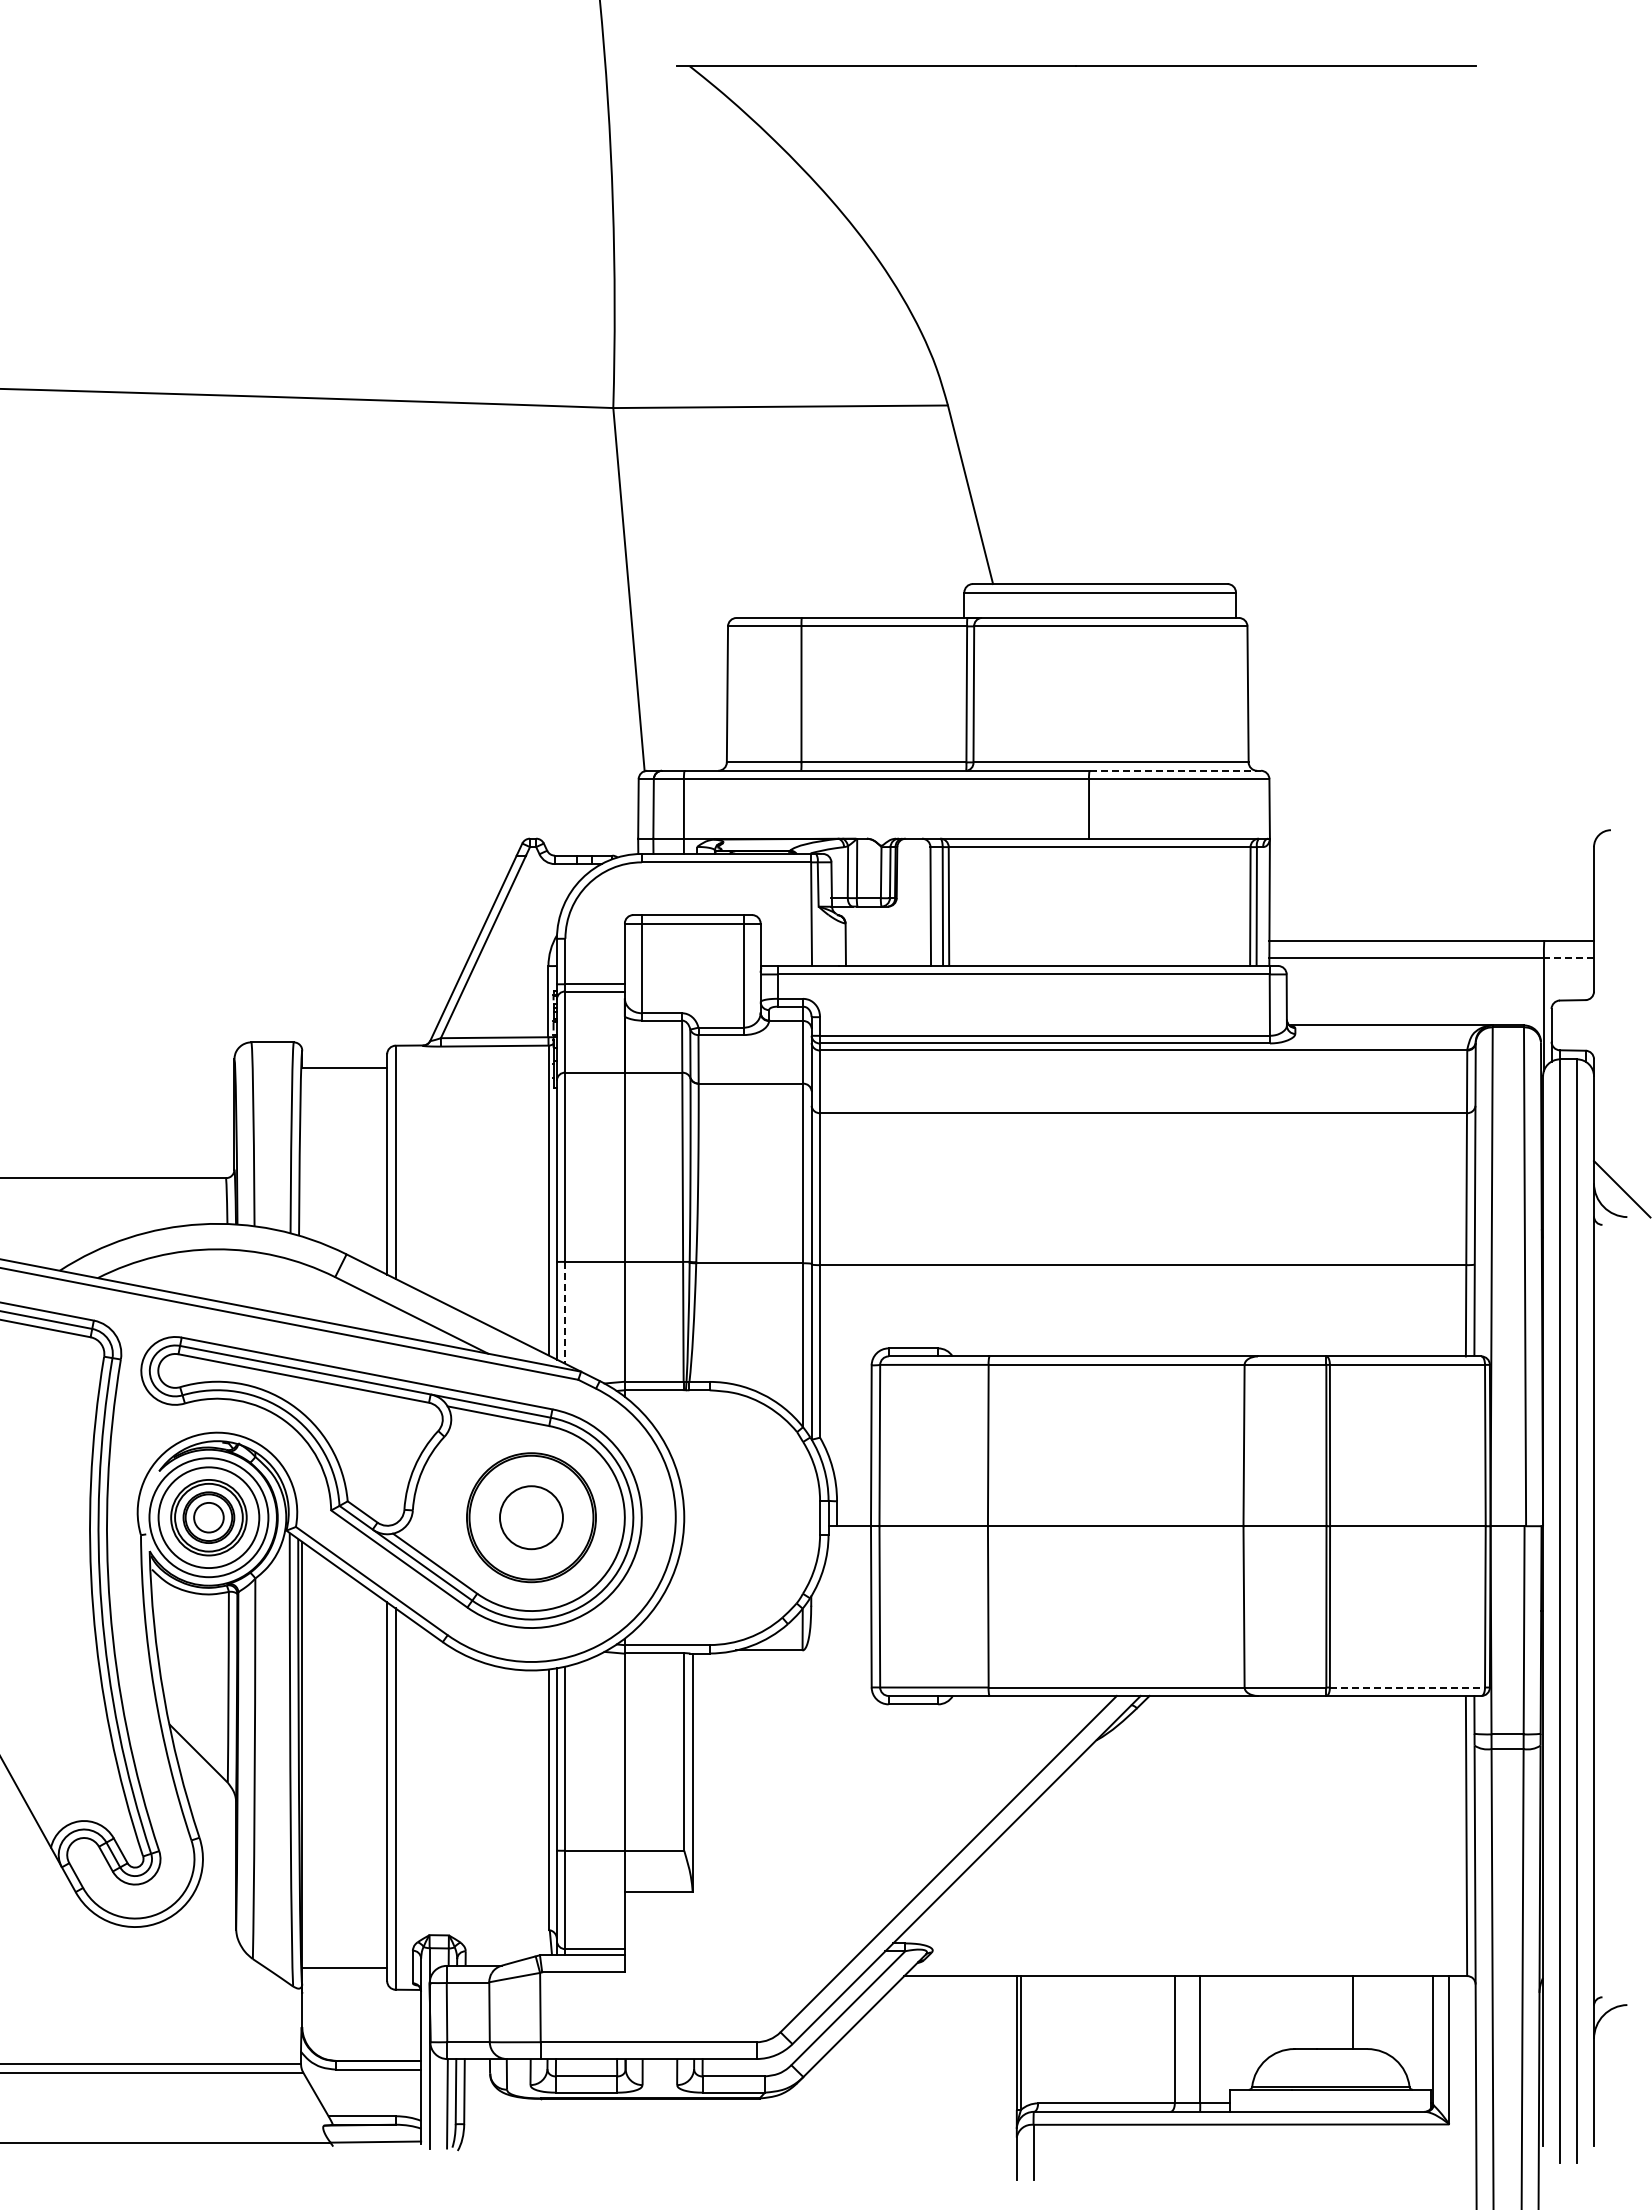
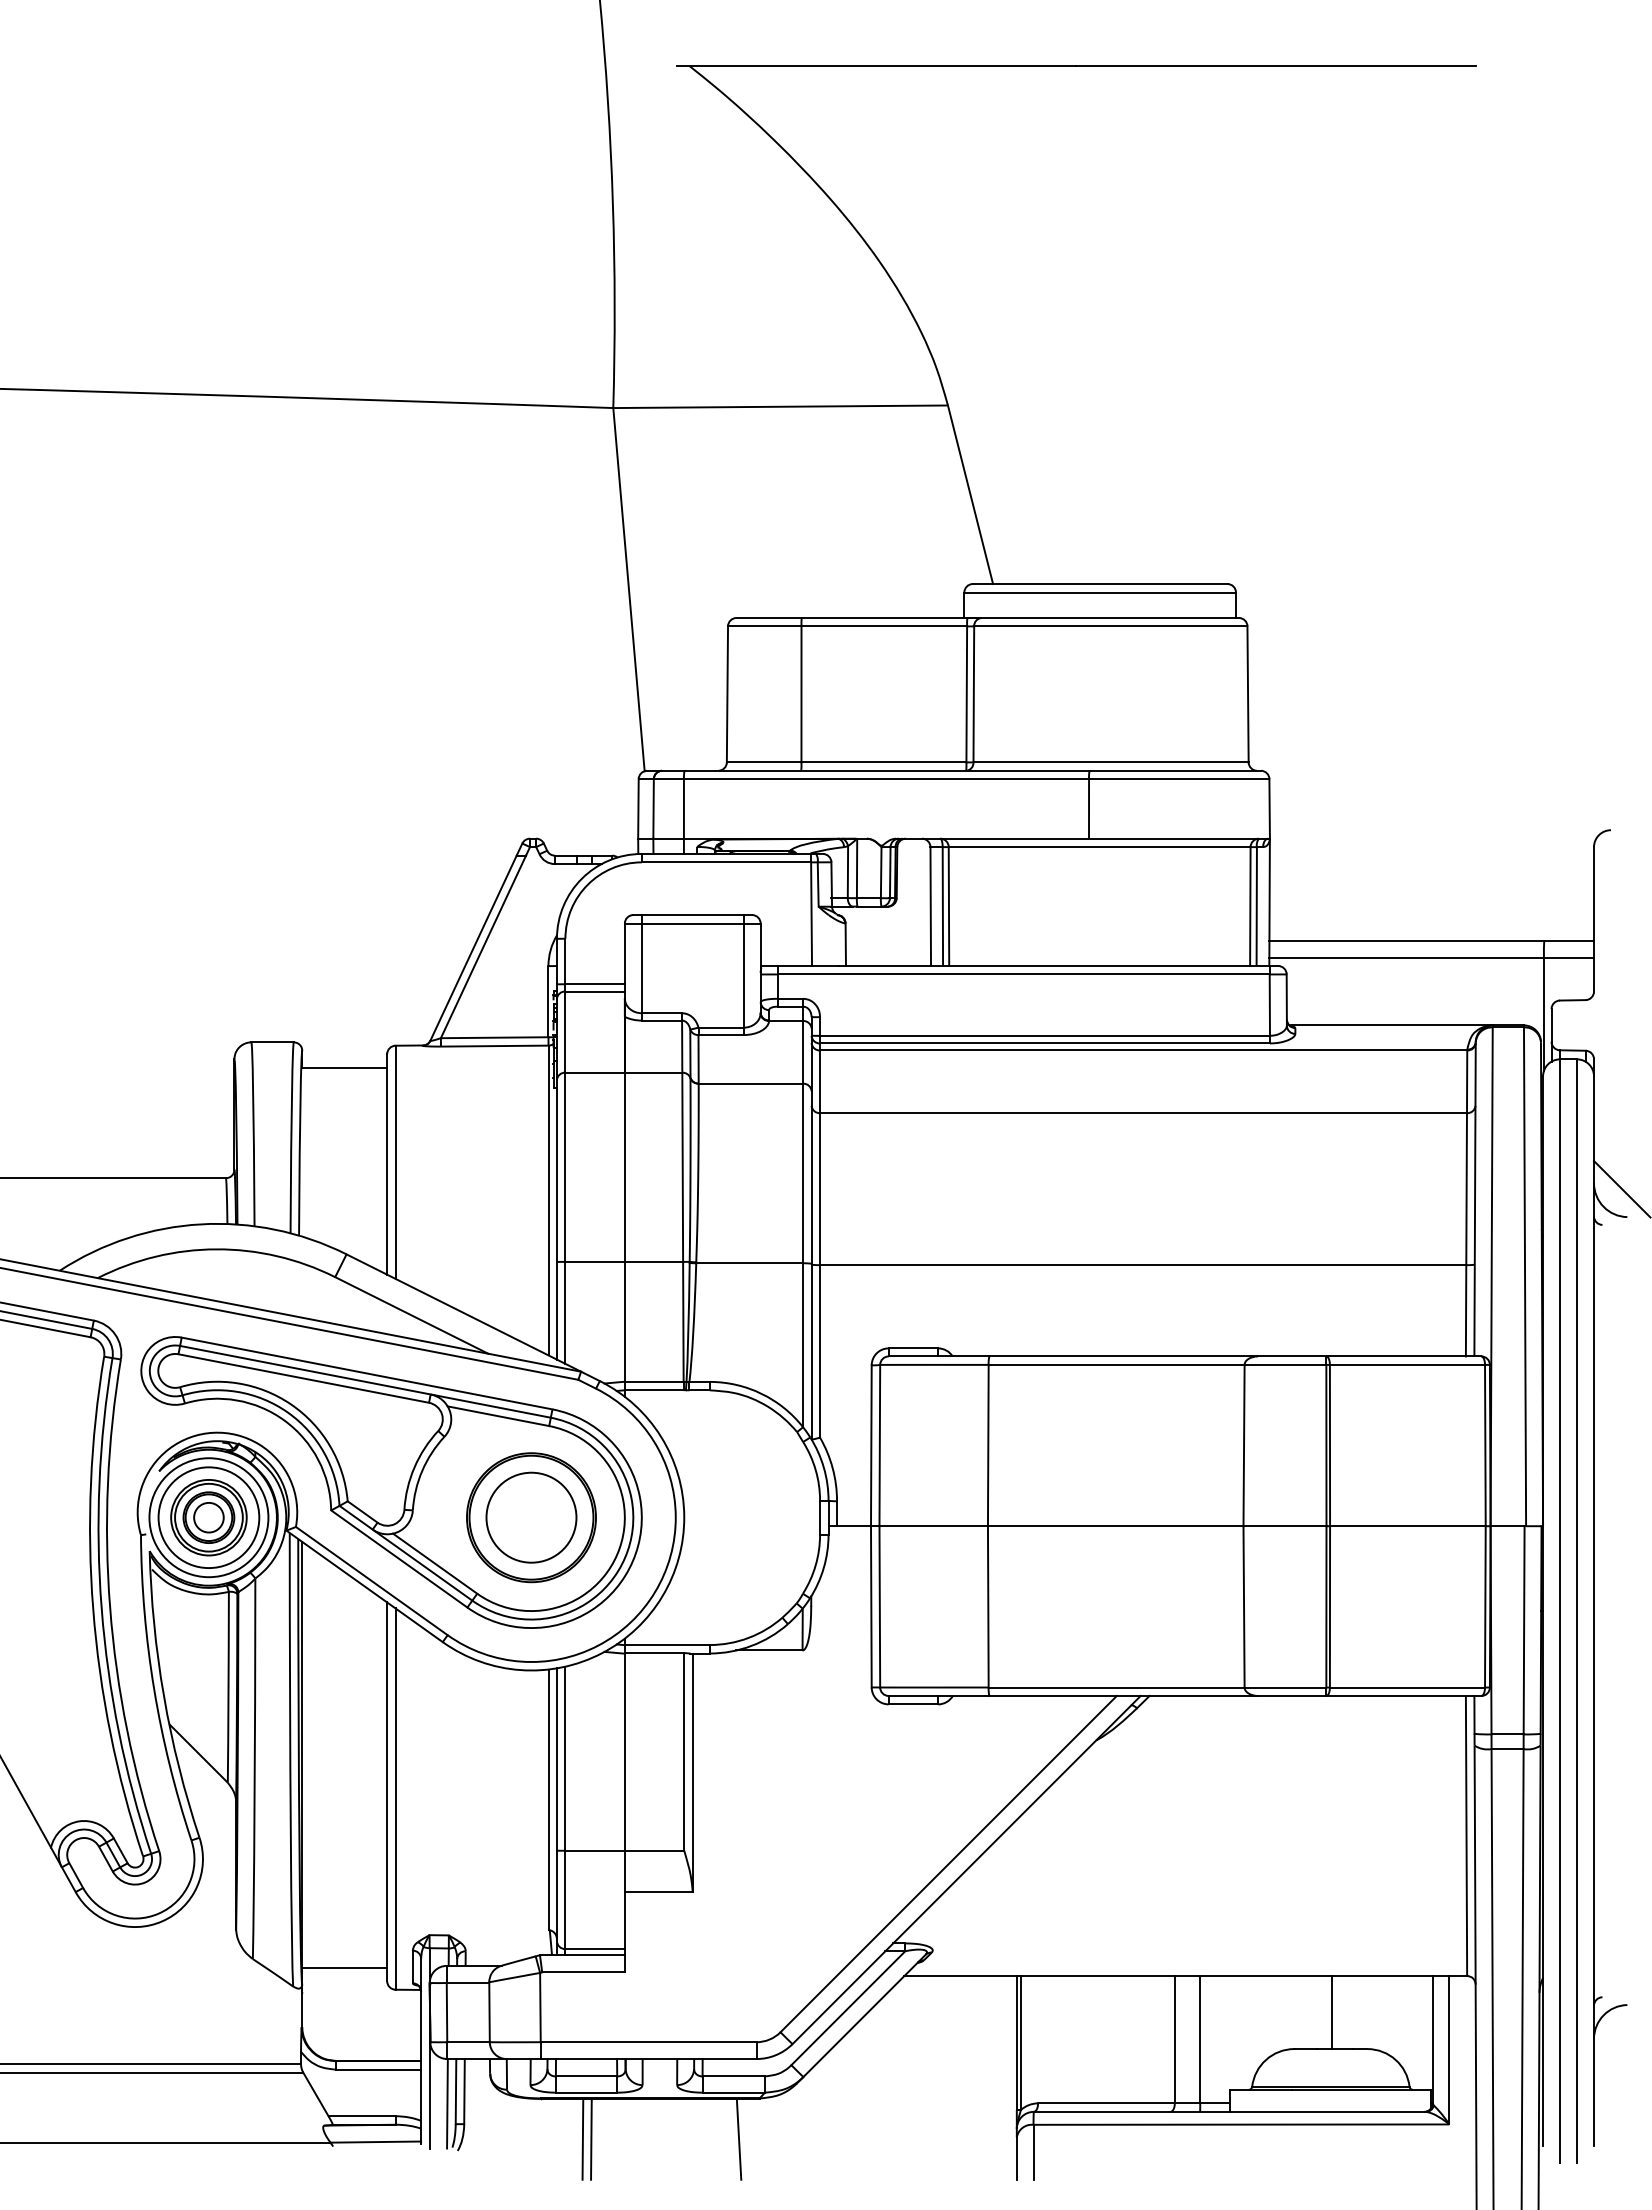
line: dashed -> solid (1175, 770)
line: dashed -> solid (1568, 957)
line: dashed -> solid (565, 1312)
circle diameter: 63 px -> 90 px (531, 1517)
line: dashed -> solid (1407, 1687)
line position: (1352, 2012) -> (1331, 2012) (1331, 2012)
line: none -> present (582, 2138)
line: none -> present (591, 2138)
line: none -> present (738, 2138)
